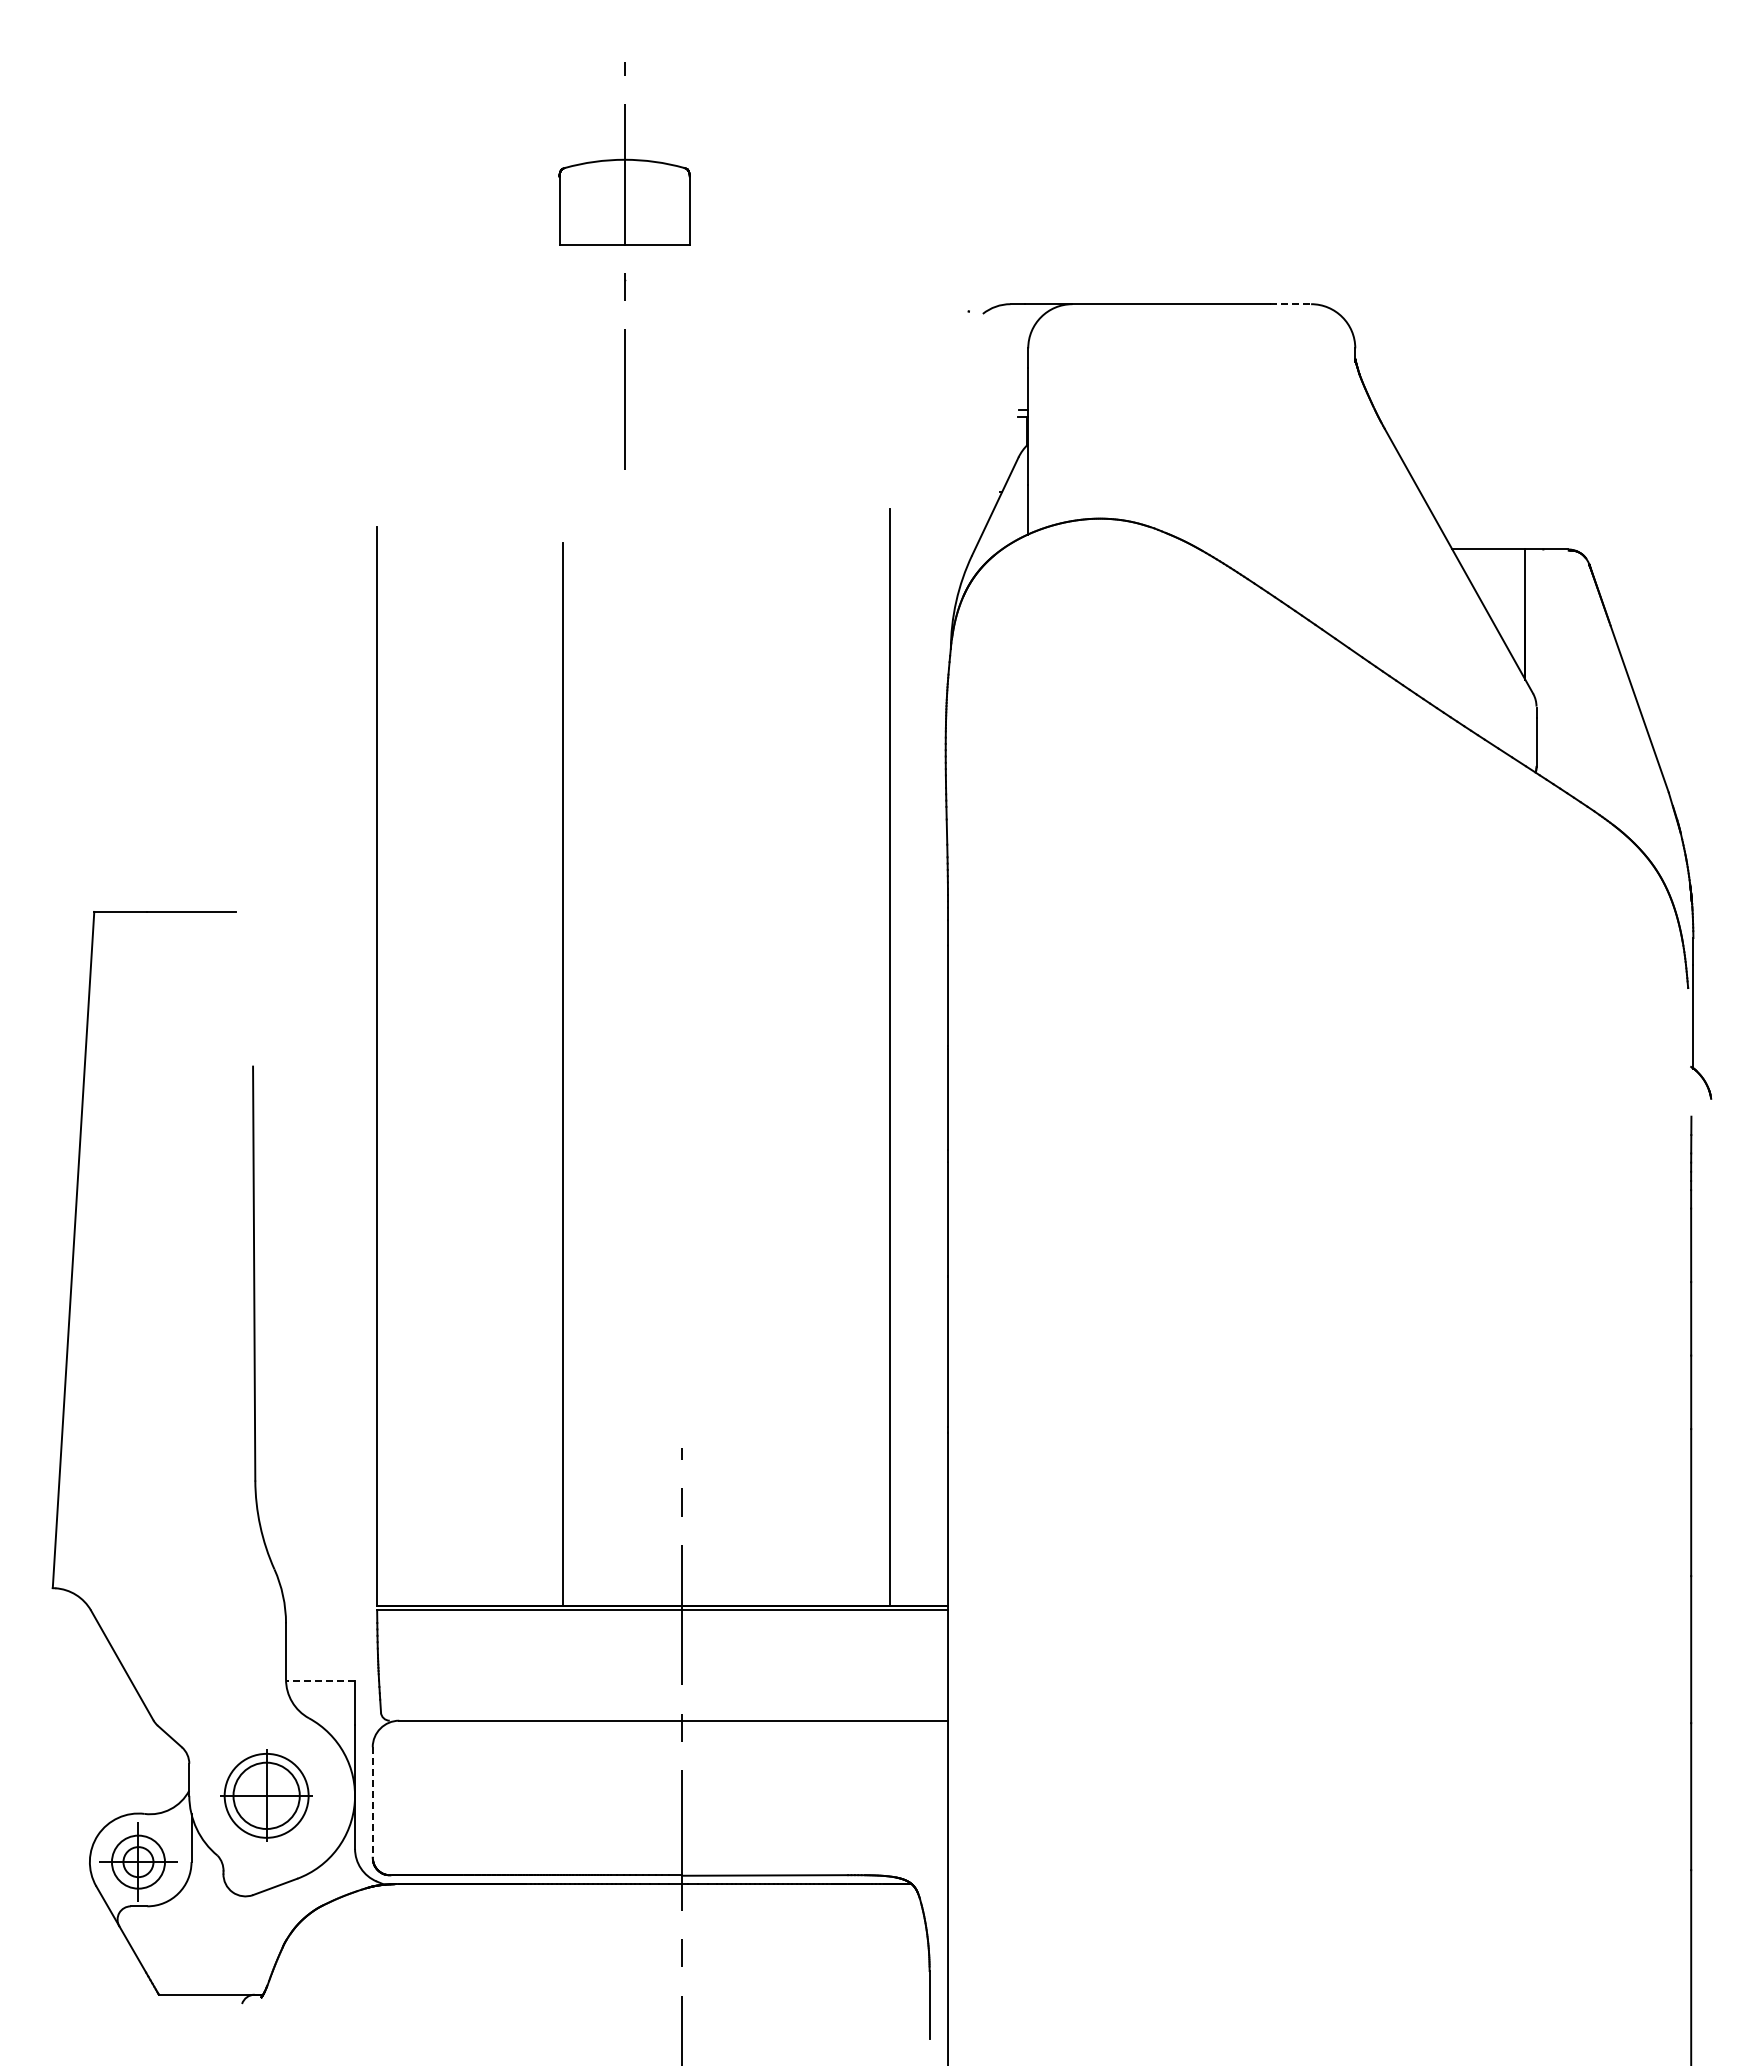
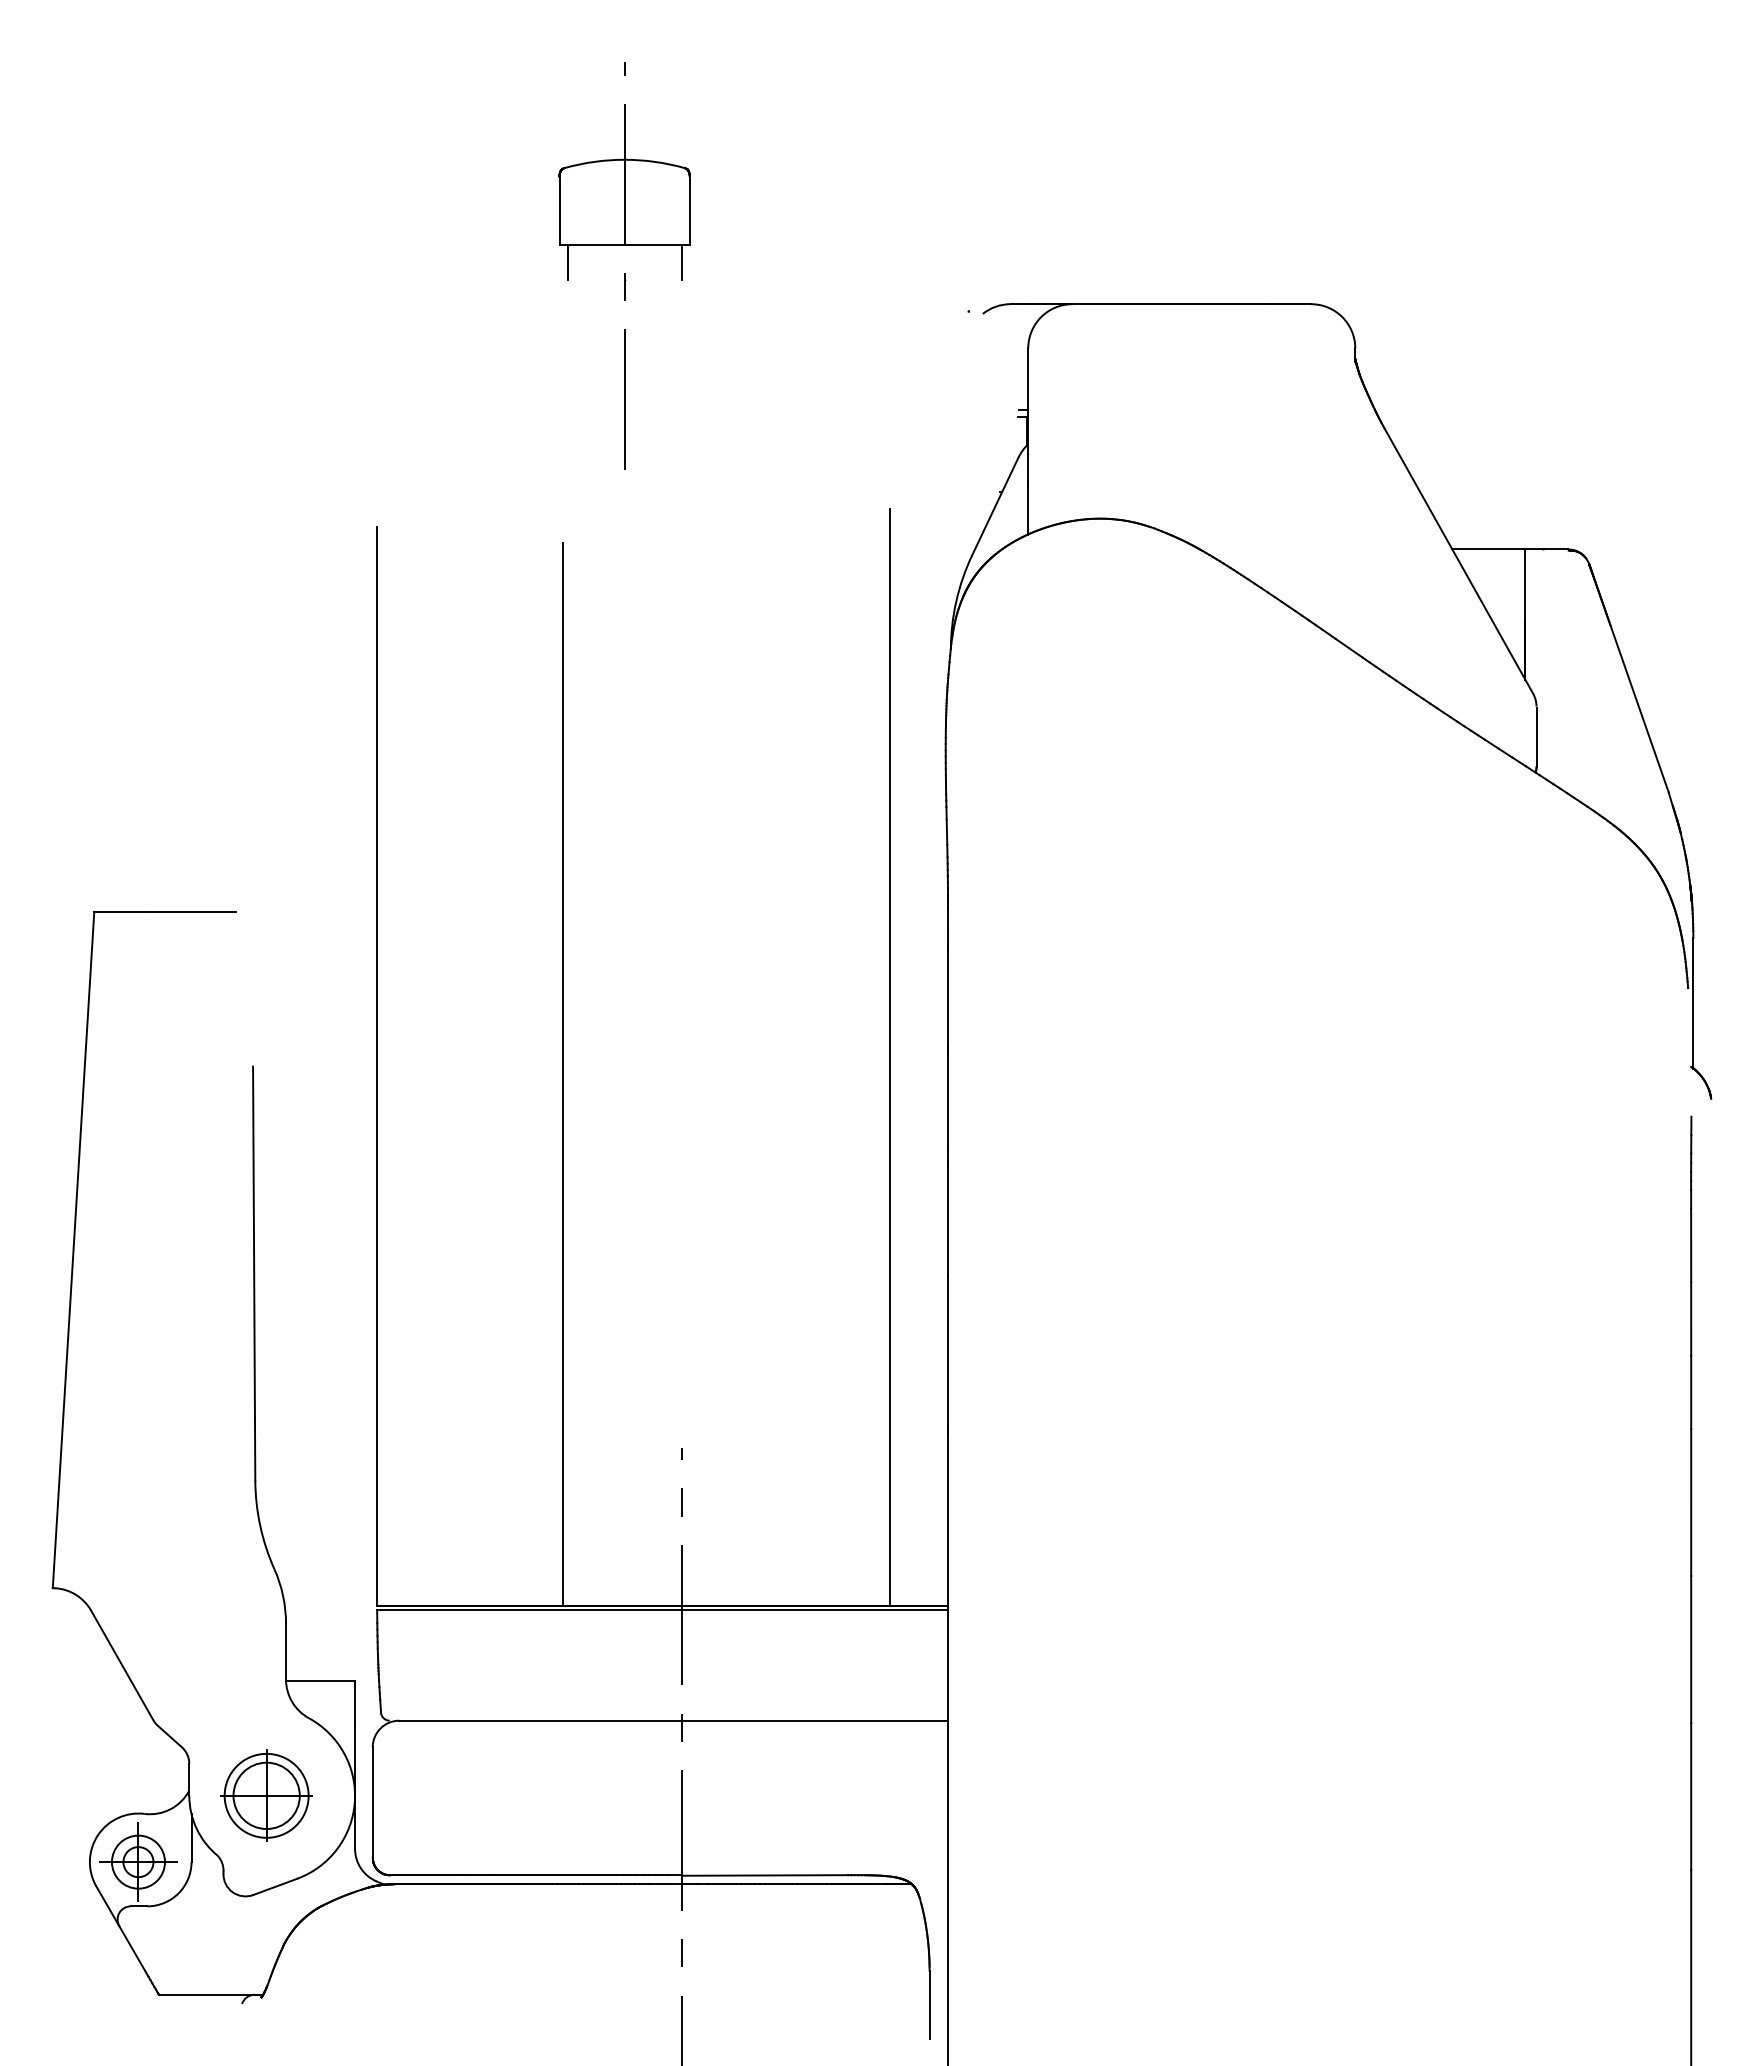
line: none -> present (567, 261)
line: none -> present (681, 261)
line: dashed -> solid (1290, 304)
line: dashed -> solid (320, 1680)
line: dashed -> solid (372, 1803)
